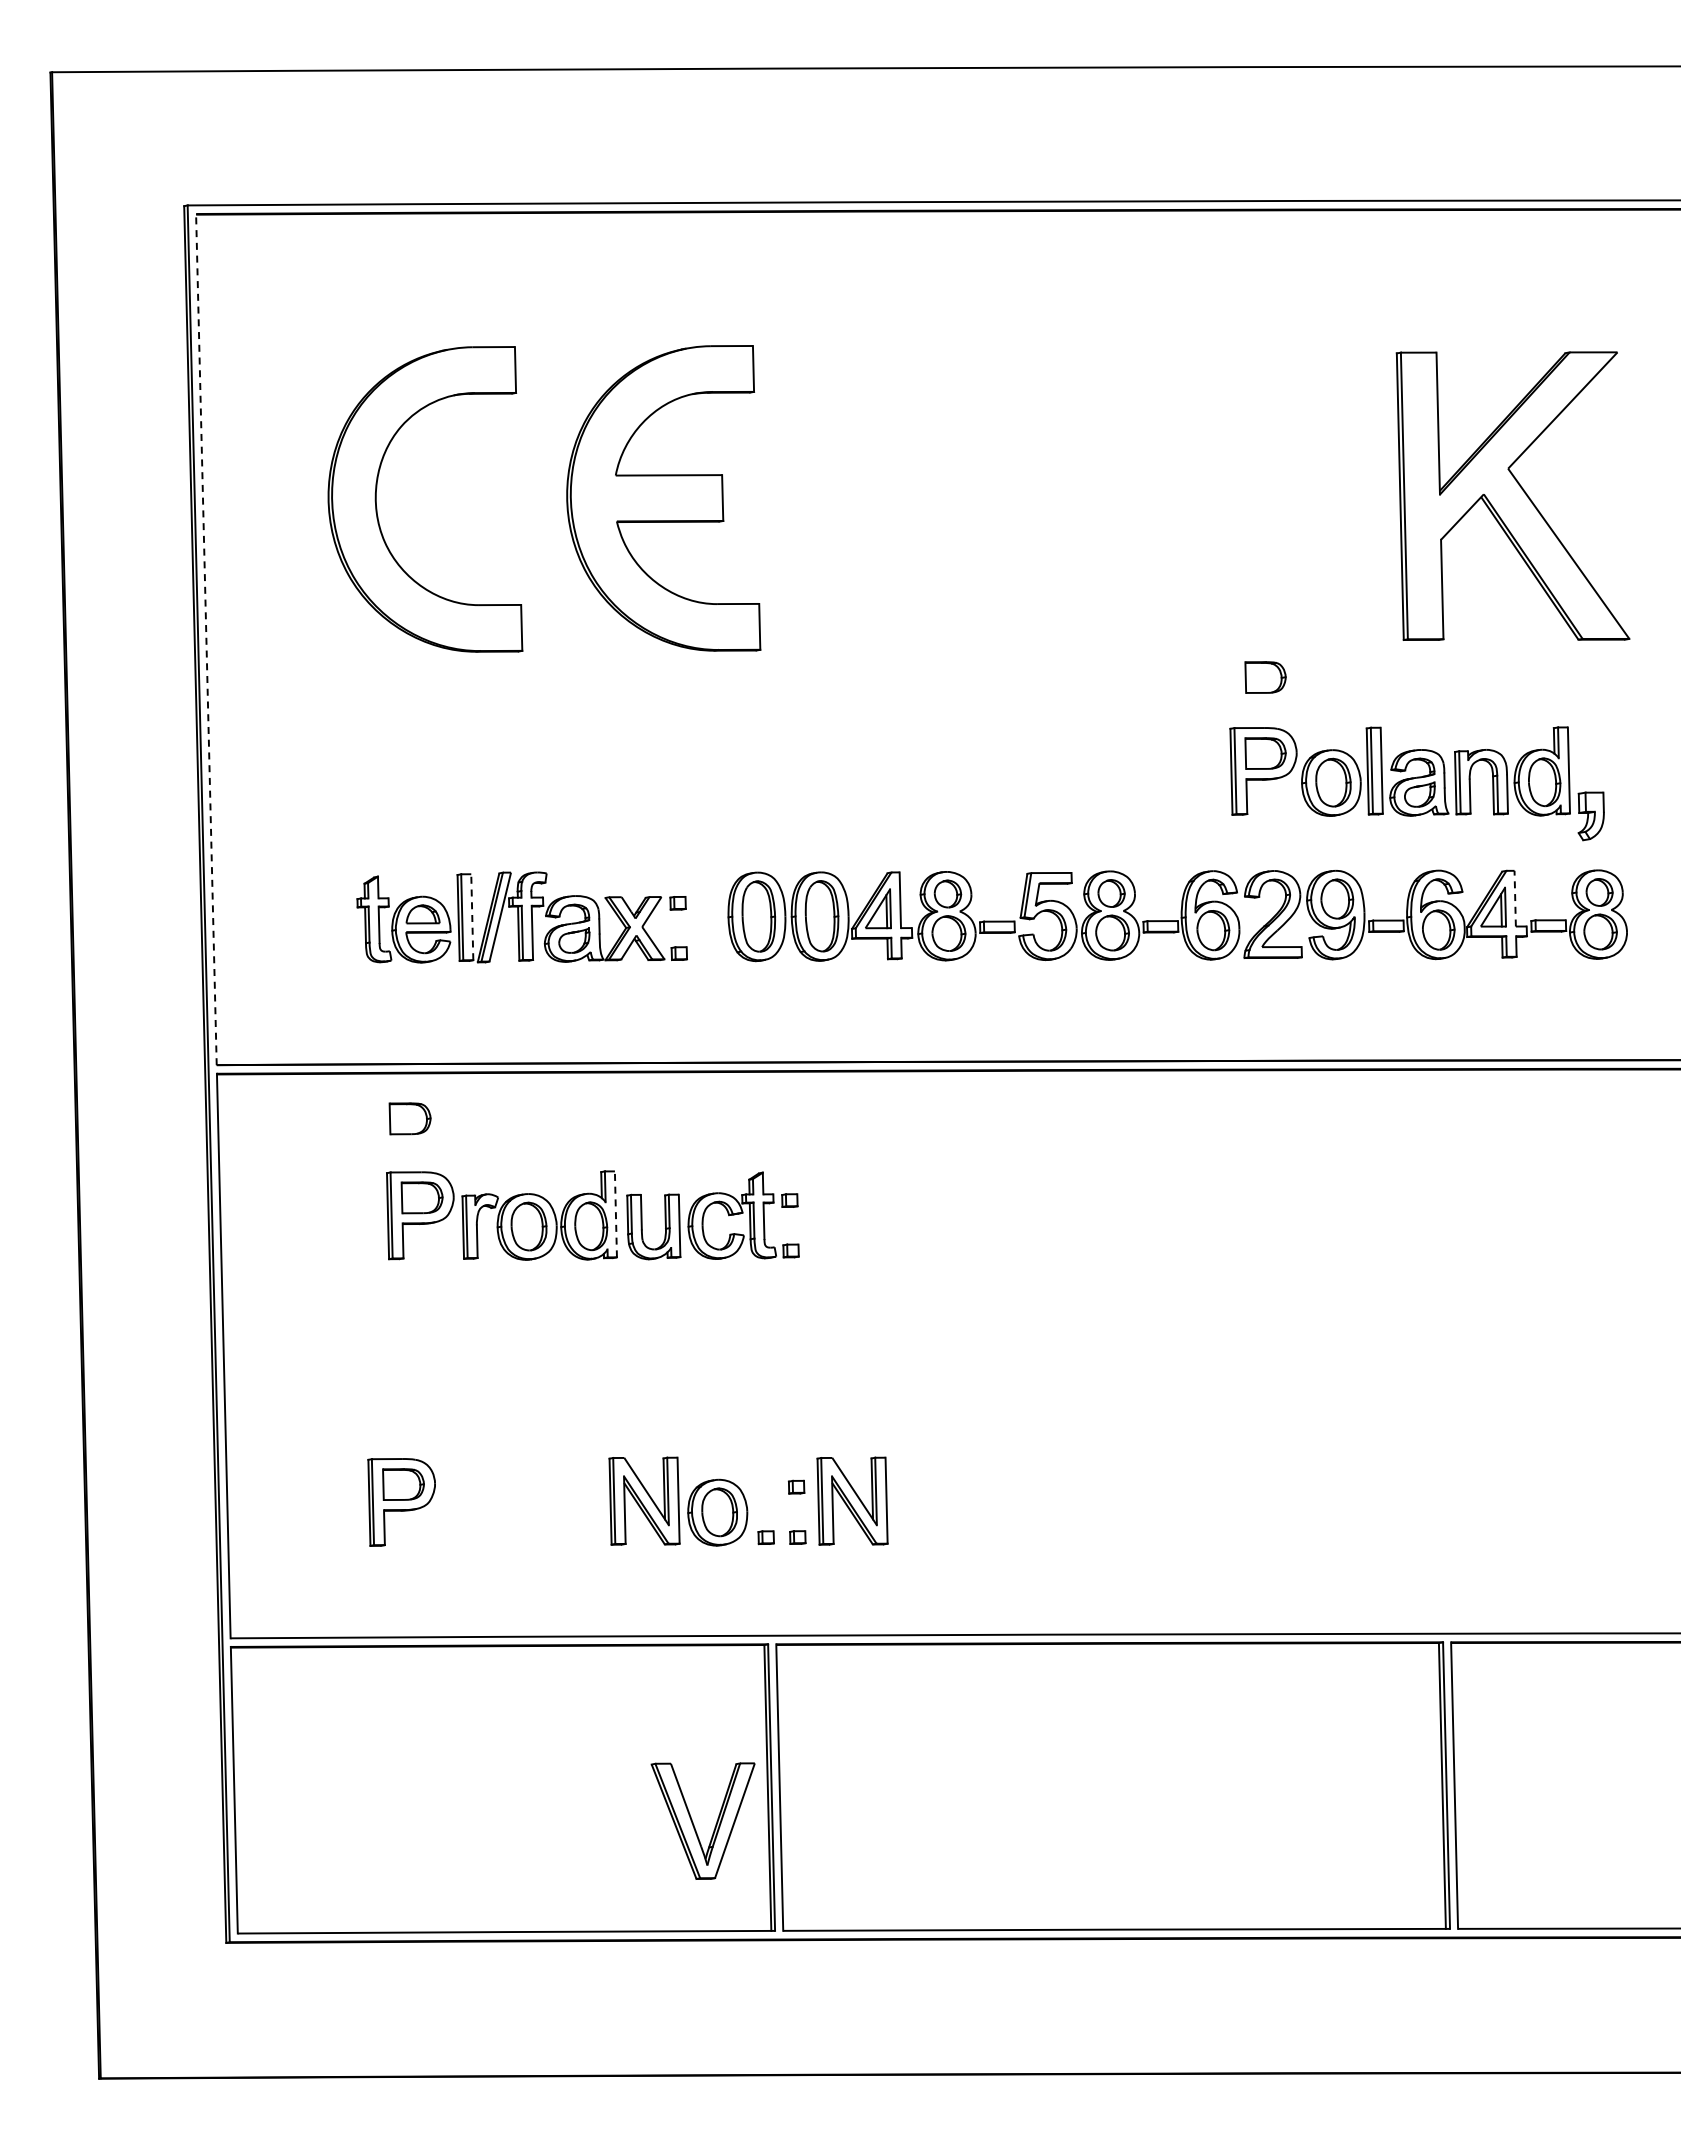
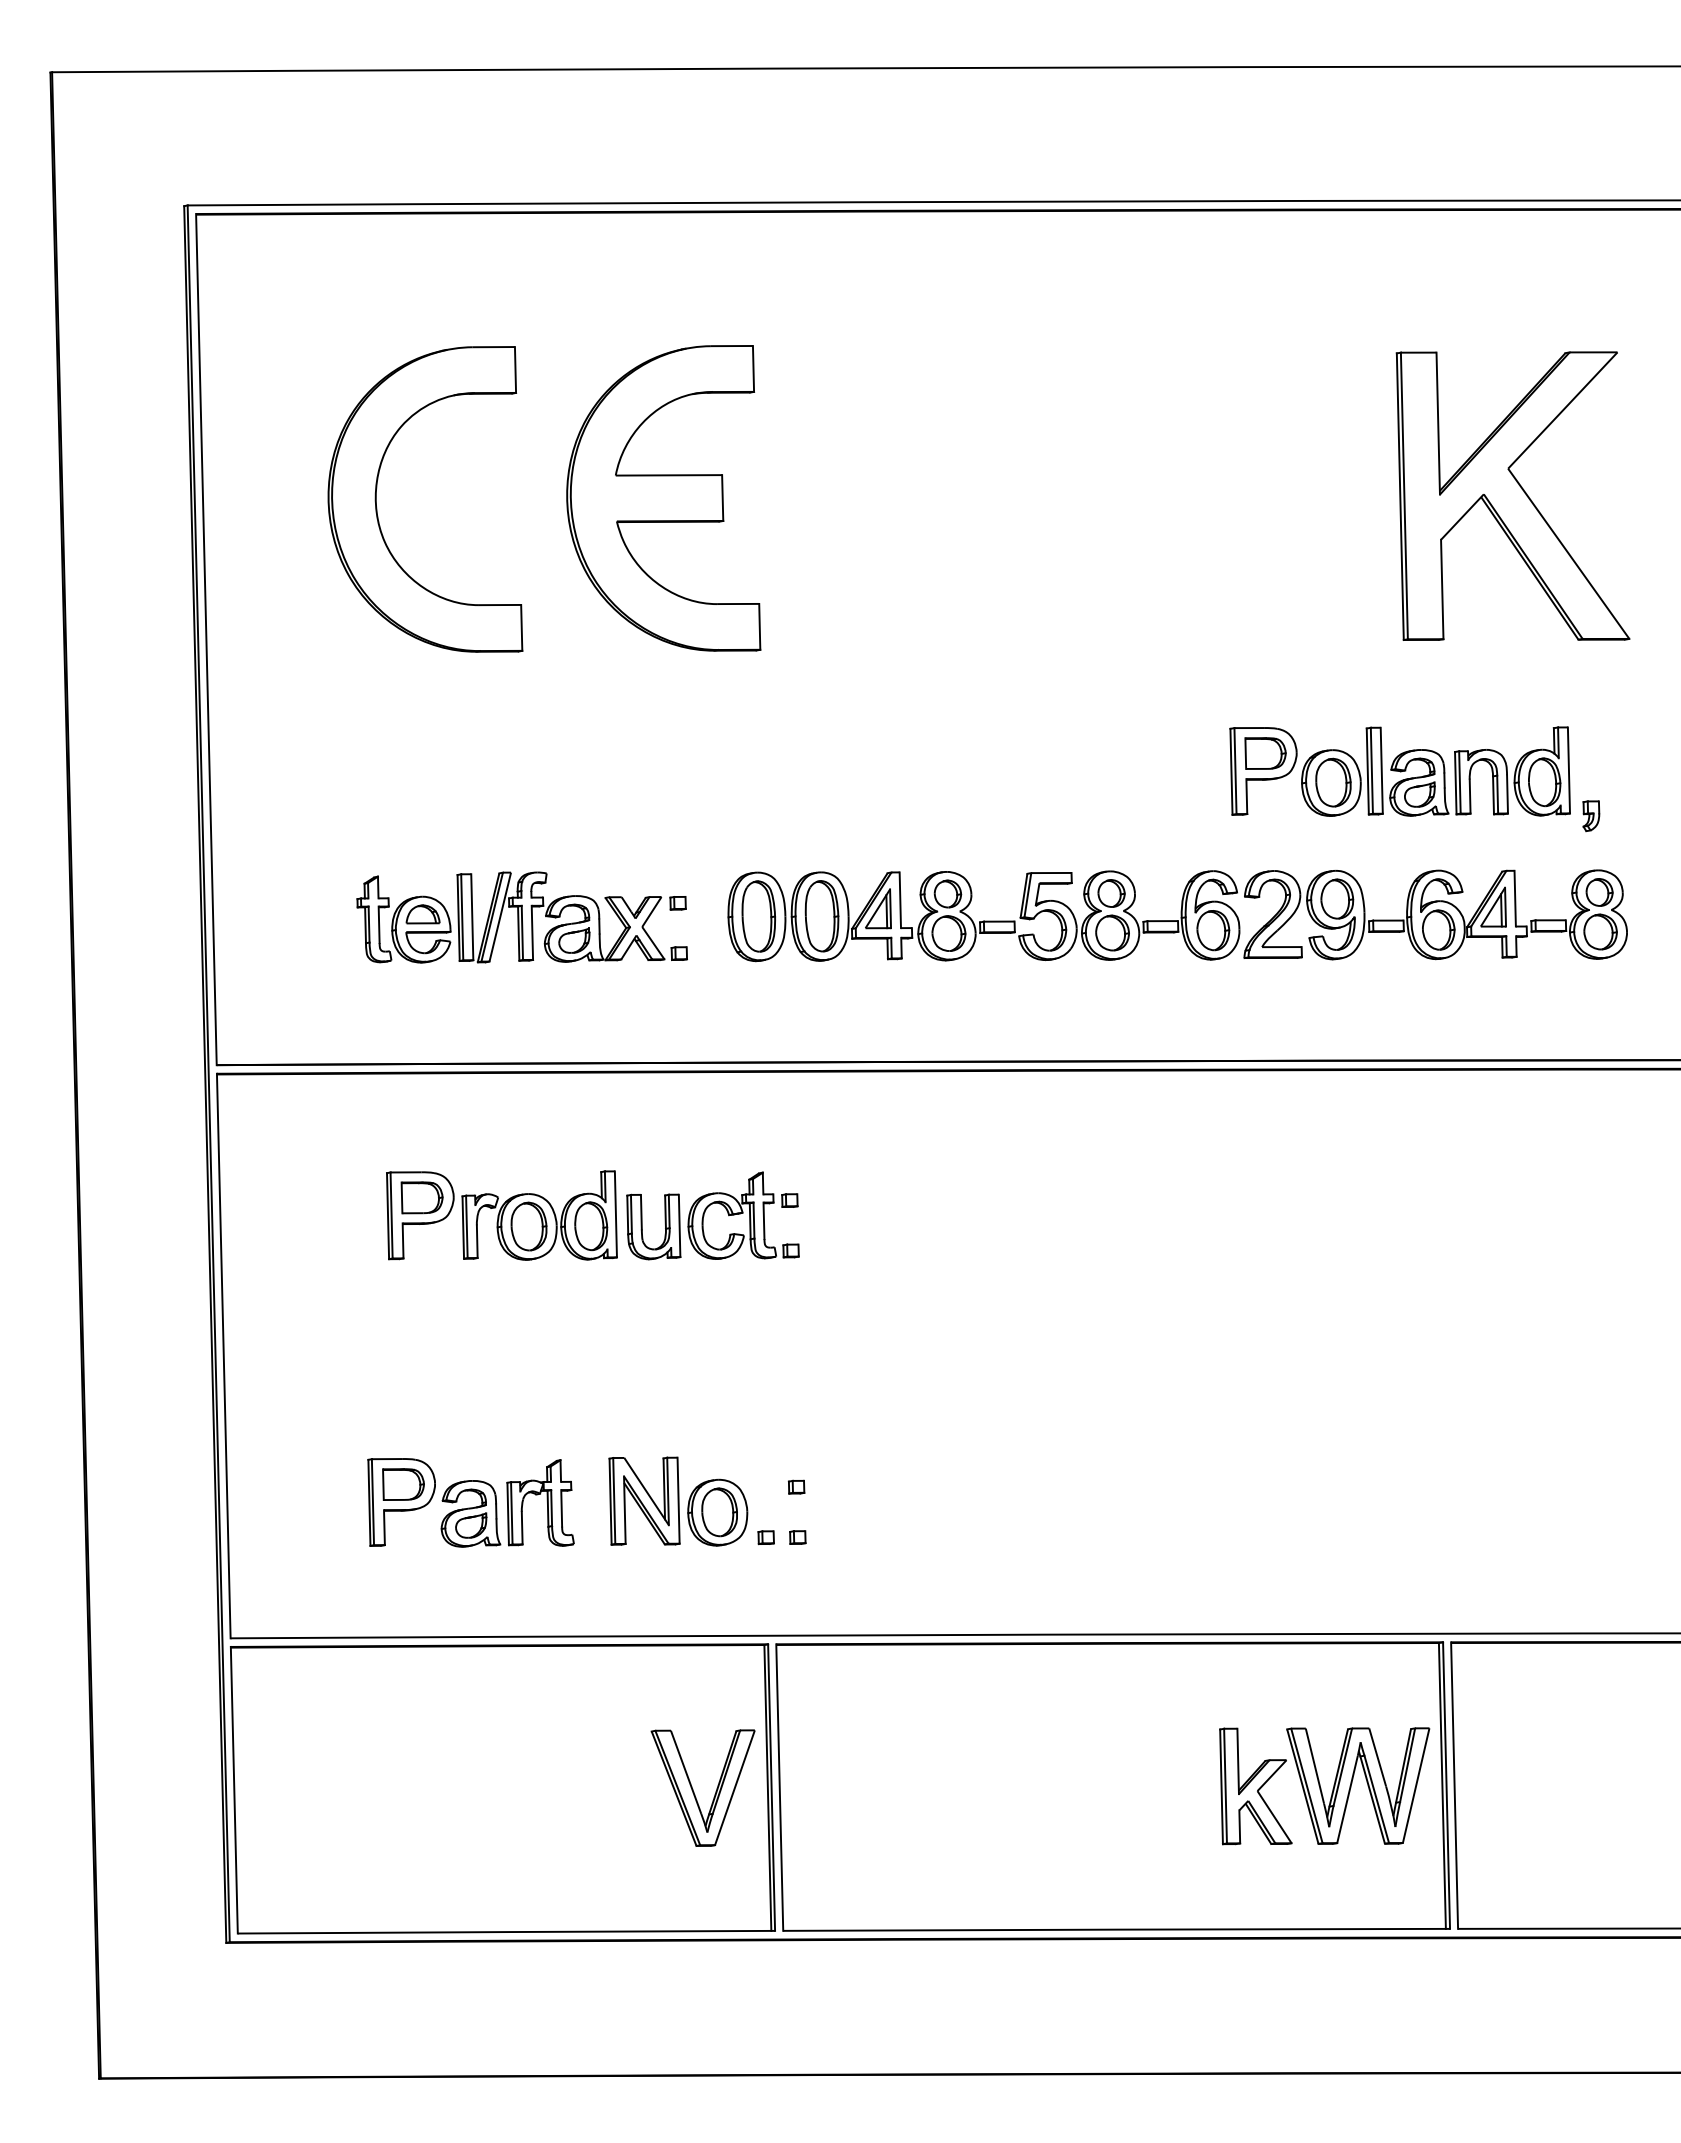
line: dashed -> solid (206, 639)
part: present -> none (1265, 677)
part size: 28x51 px -> 19x32 px (1591, 815)
line: dashed -> solid (1515, 898)
line: dashed -> solid (472, 916)
part: present -> none (409, 1118)
line: dashed -> solid (615, 1213)
part: present -> none (852, 1500)
part: none -> present (507, 1503)
part: none -> present (1324, 1786)
part position: (694, 1824) -> (694, 1791) (694, 1791)
